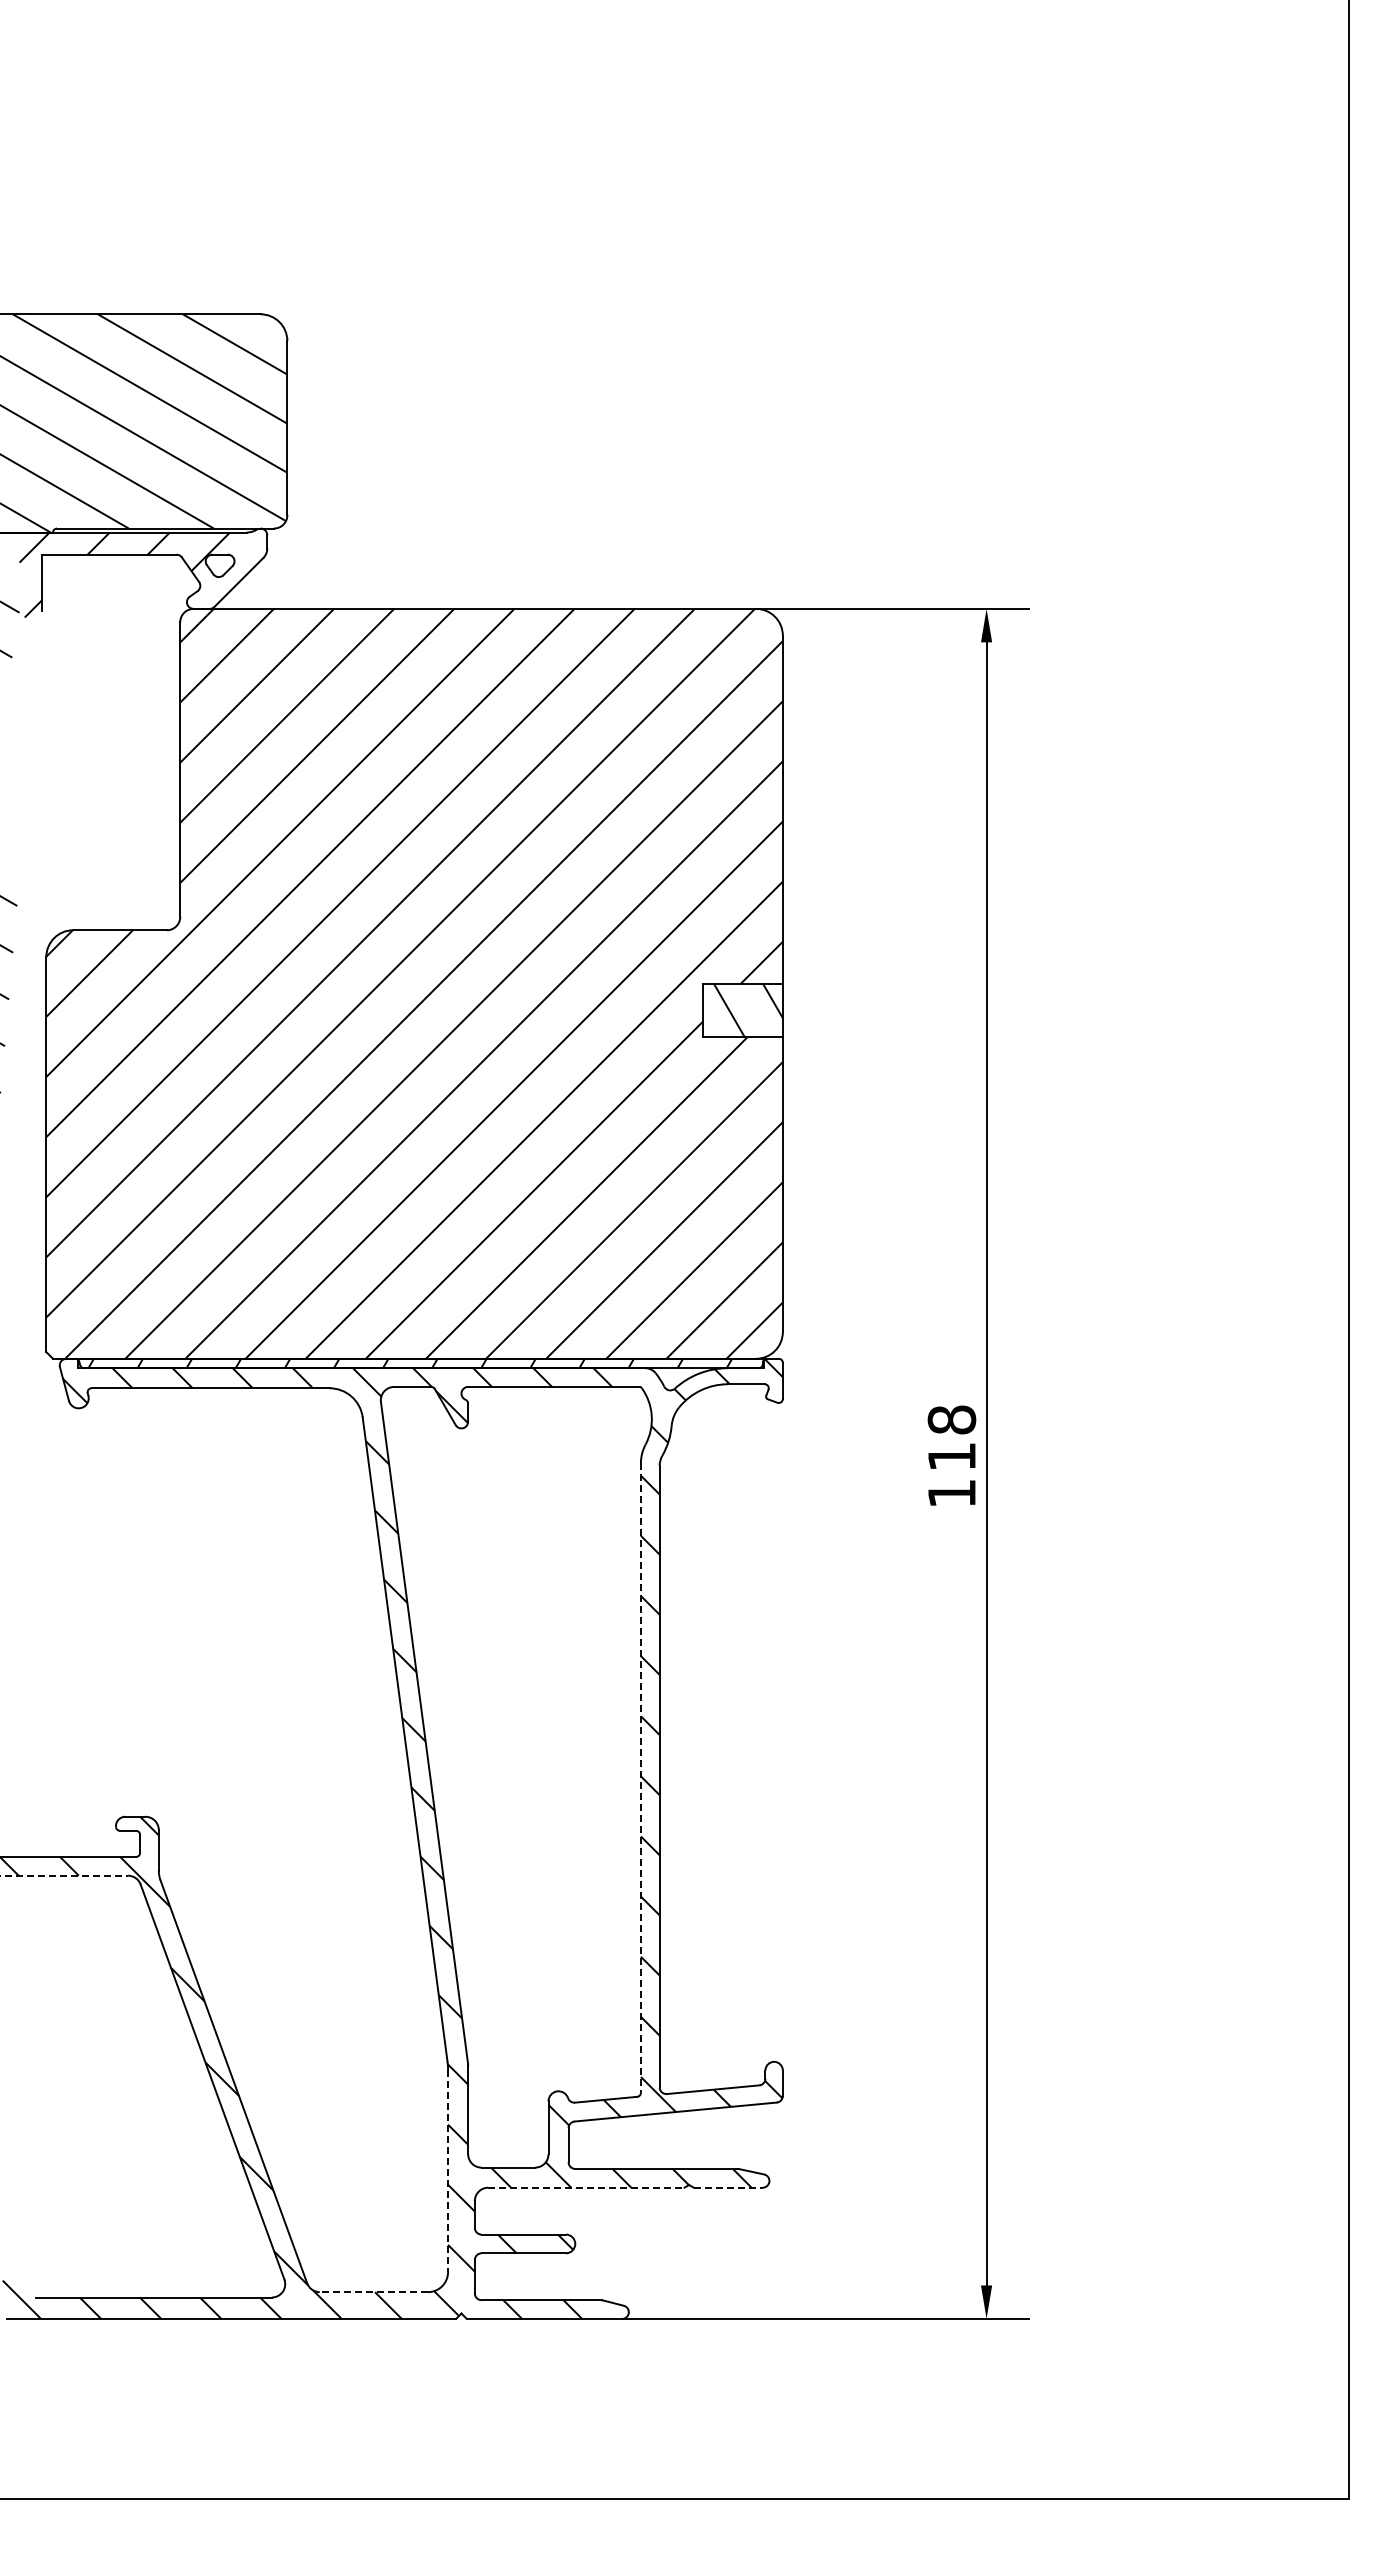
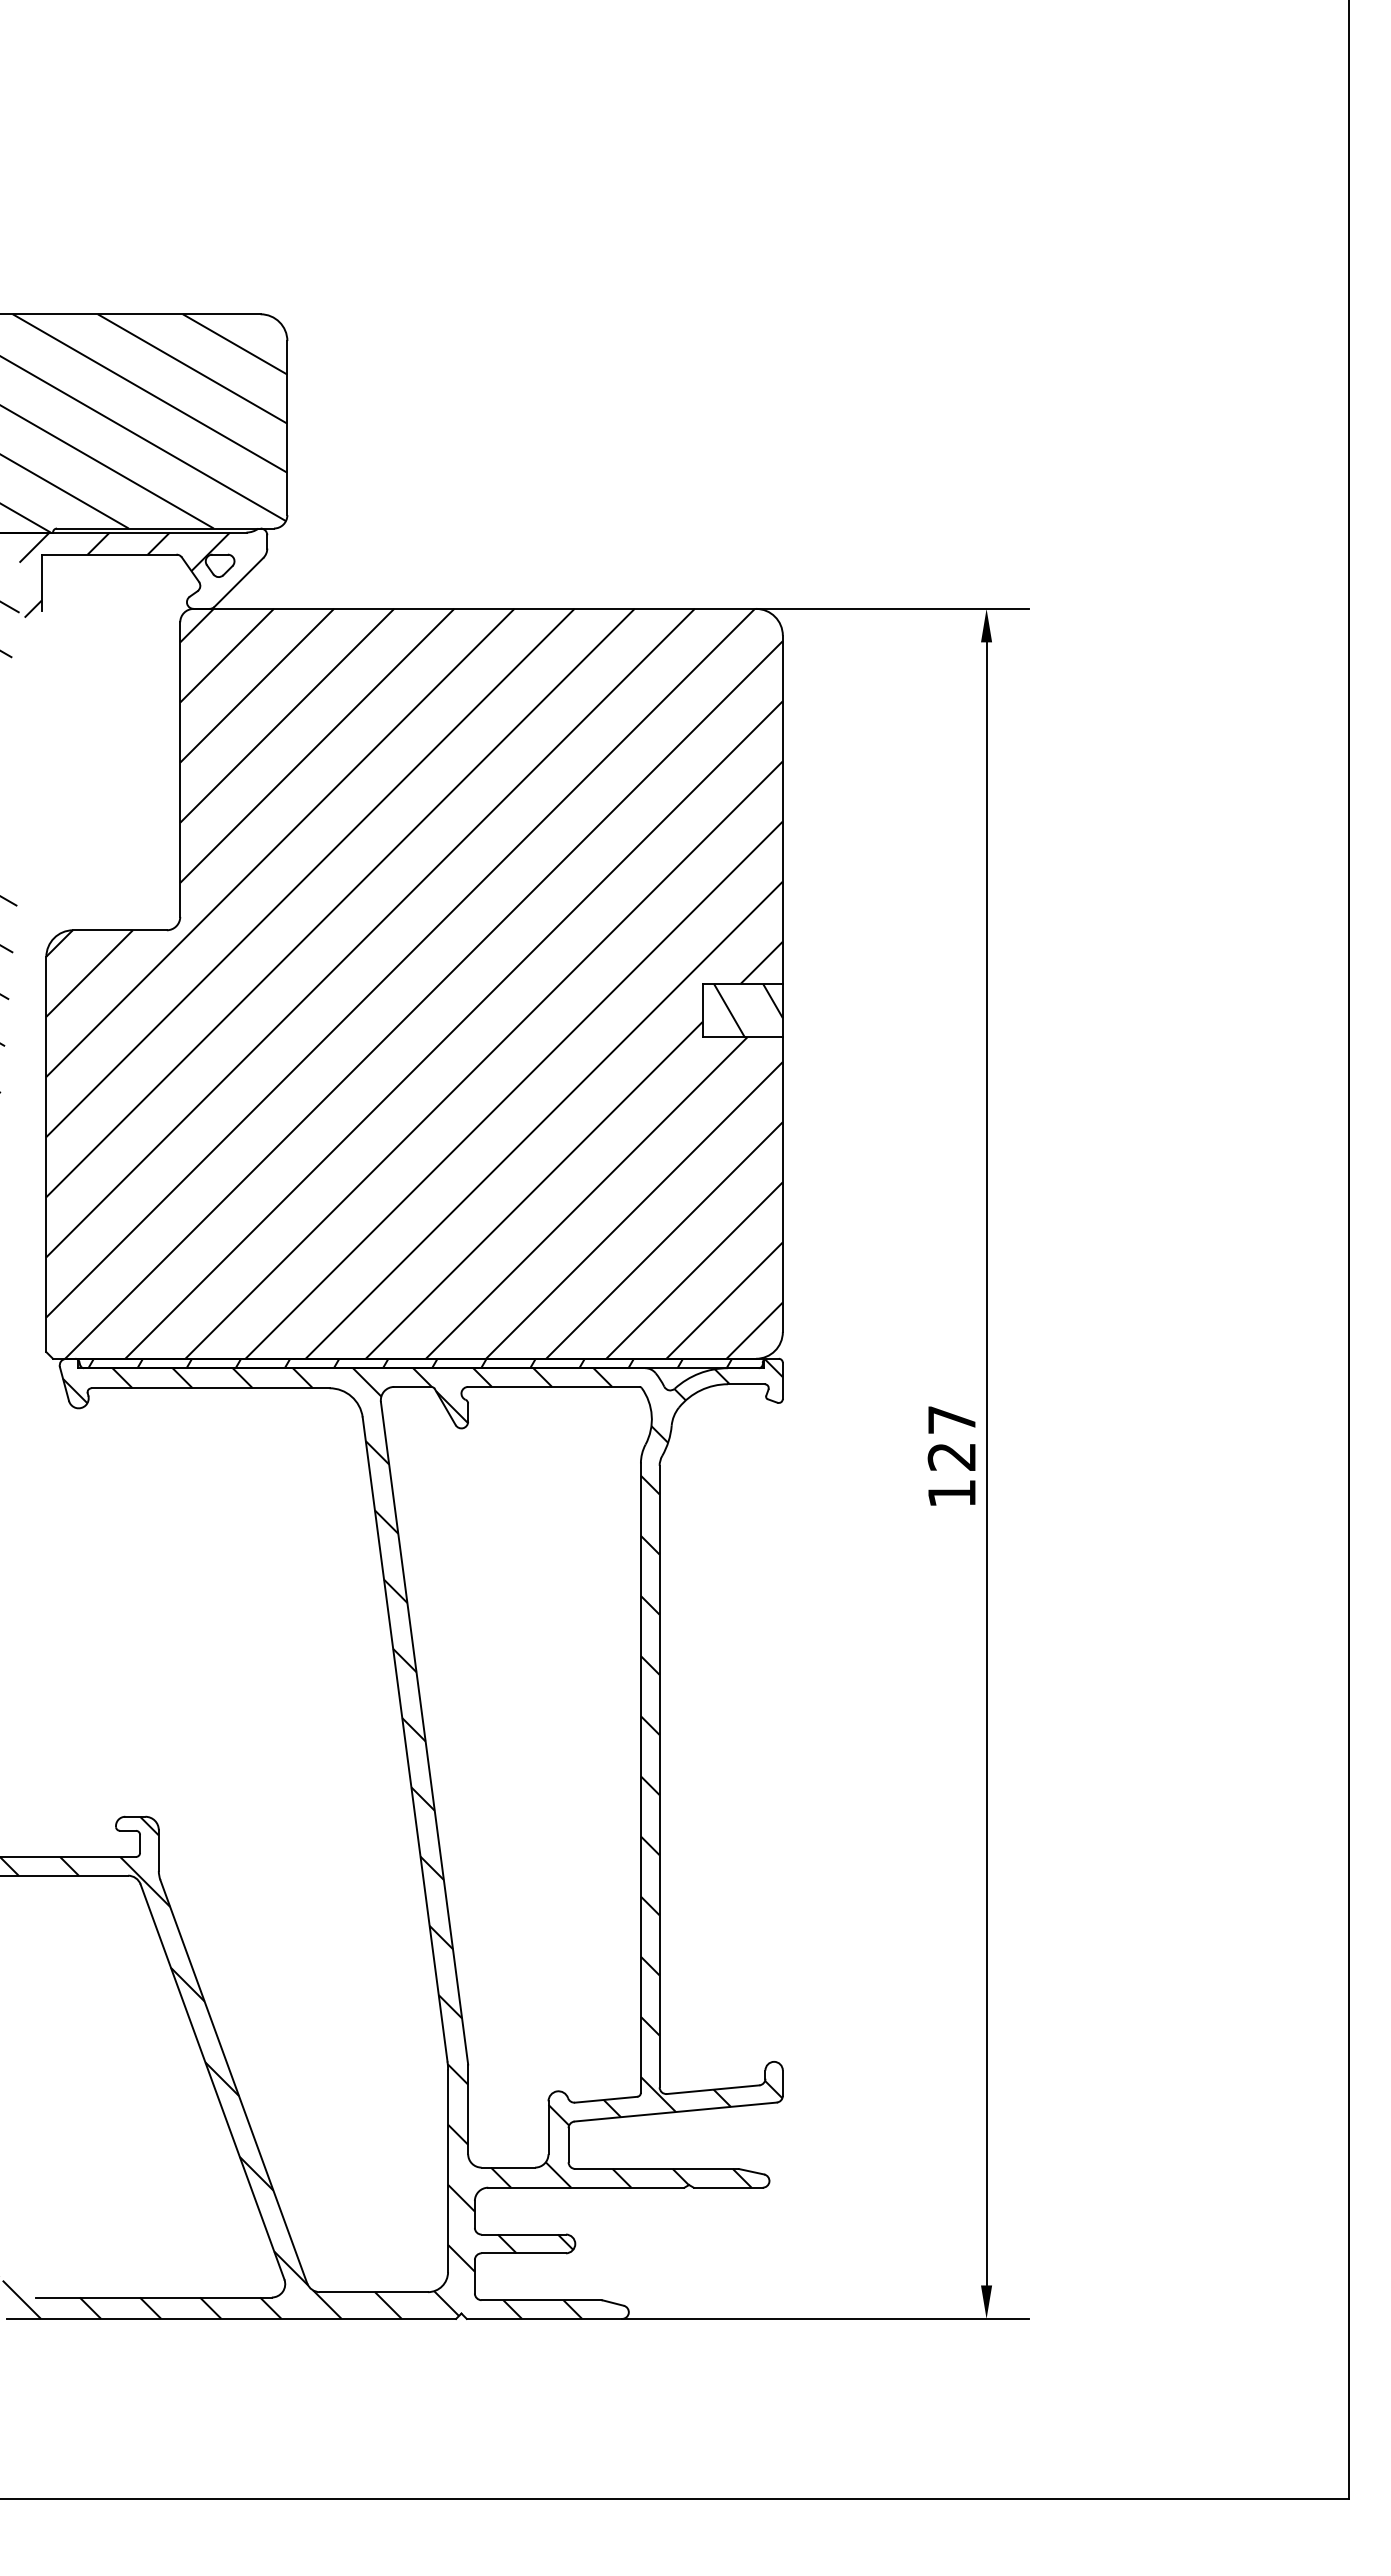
text: 118 -> 127 (951, 1437)
line: dashed -> solid (640, 1778)
line: dashed -> solid (64, 1875)
line: dashed -> solid (448, 2171)
line: dashed -> solid (586, 2187)
line: dashed -> solid (728, 2187)
line: dashed -> solid (373, 2292)
